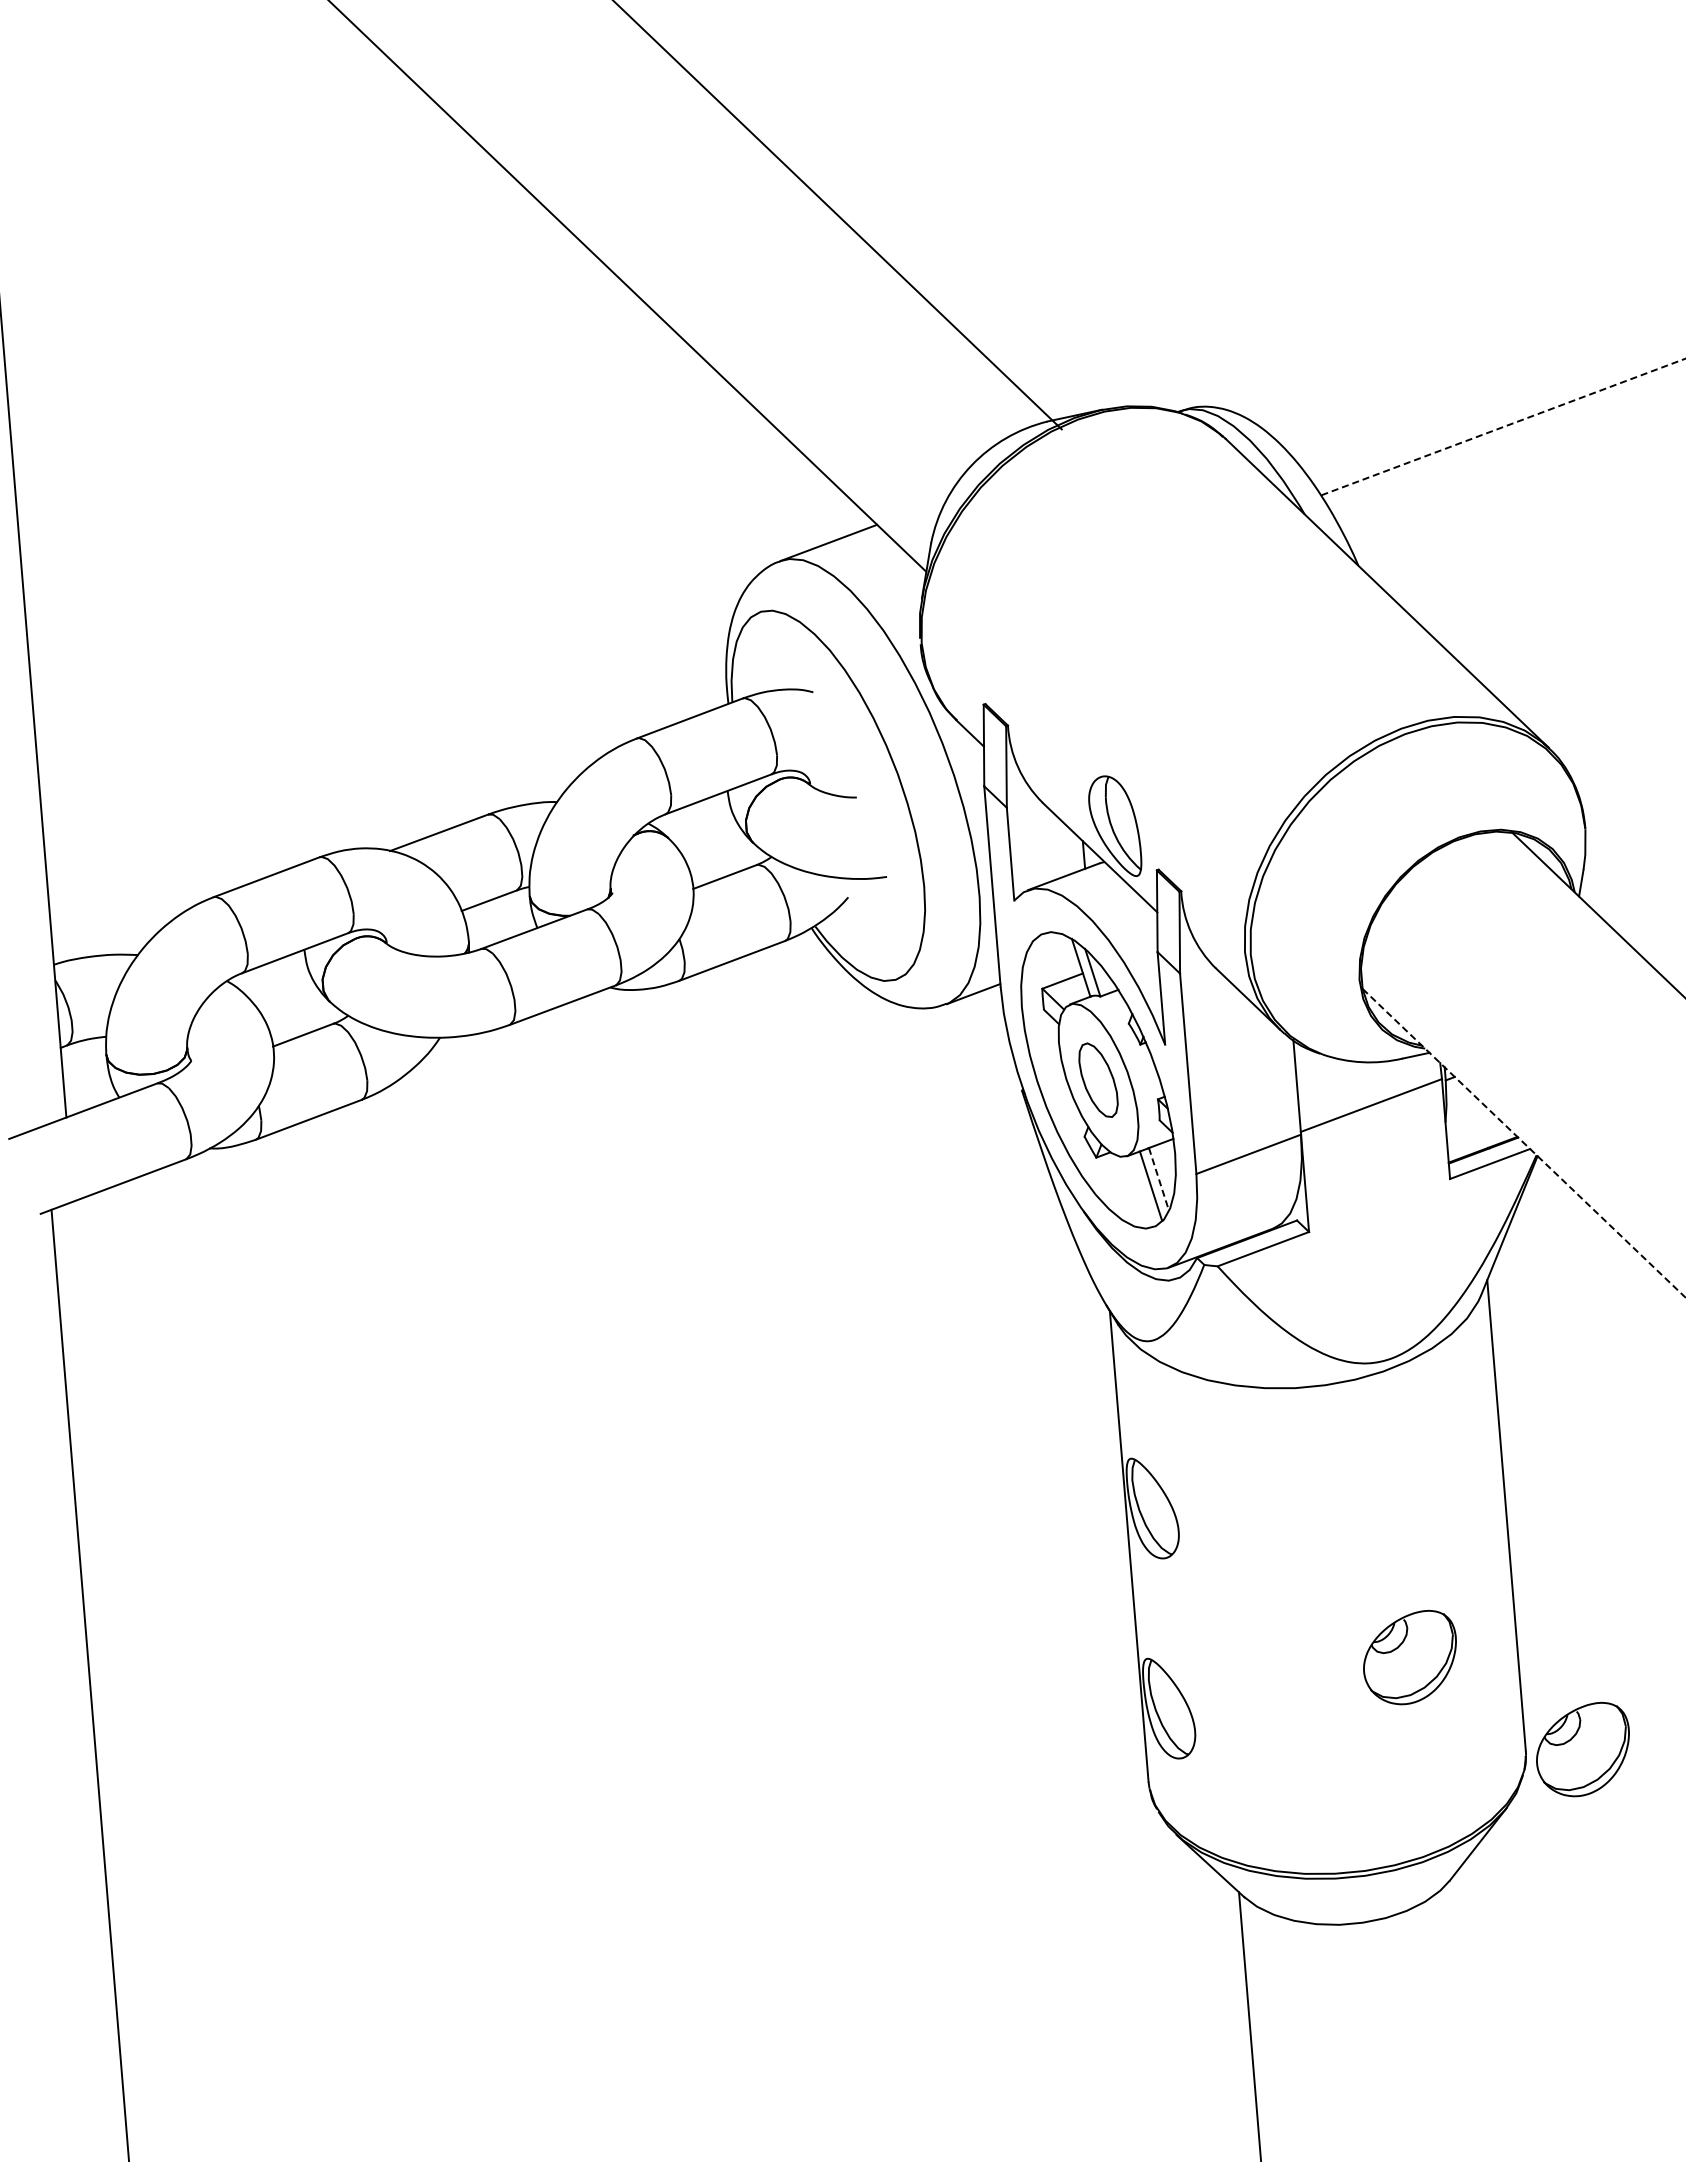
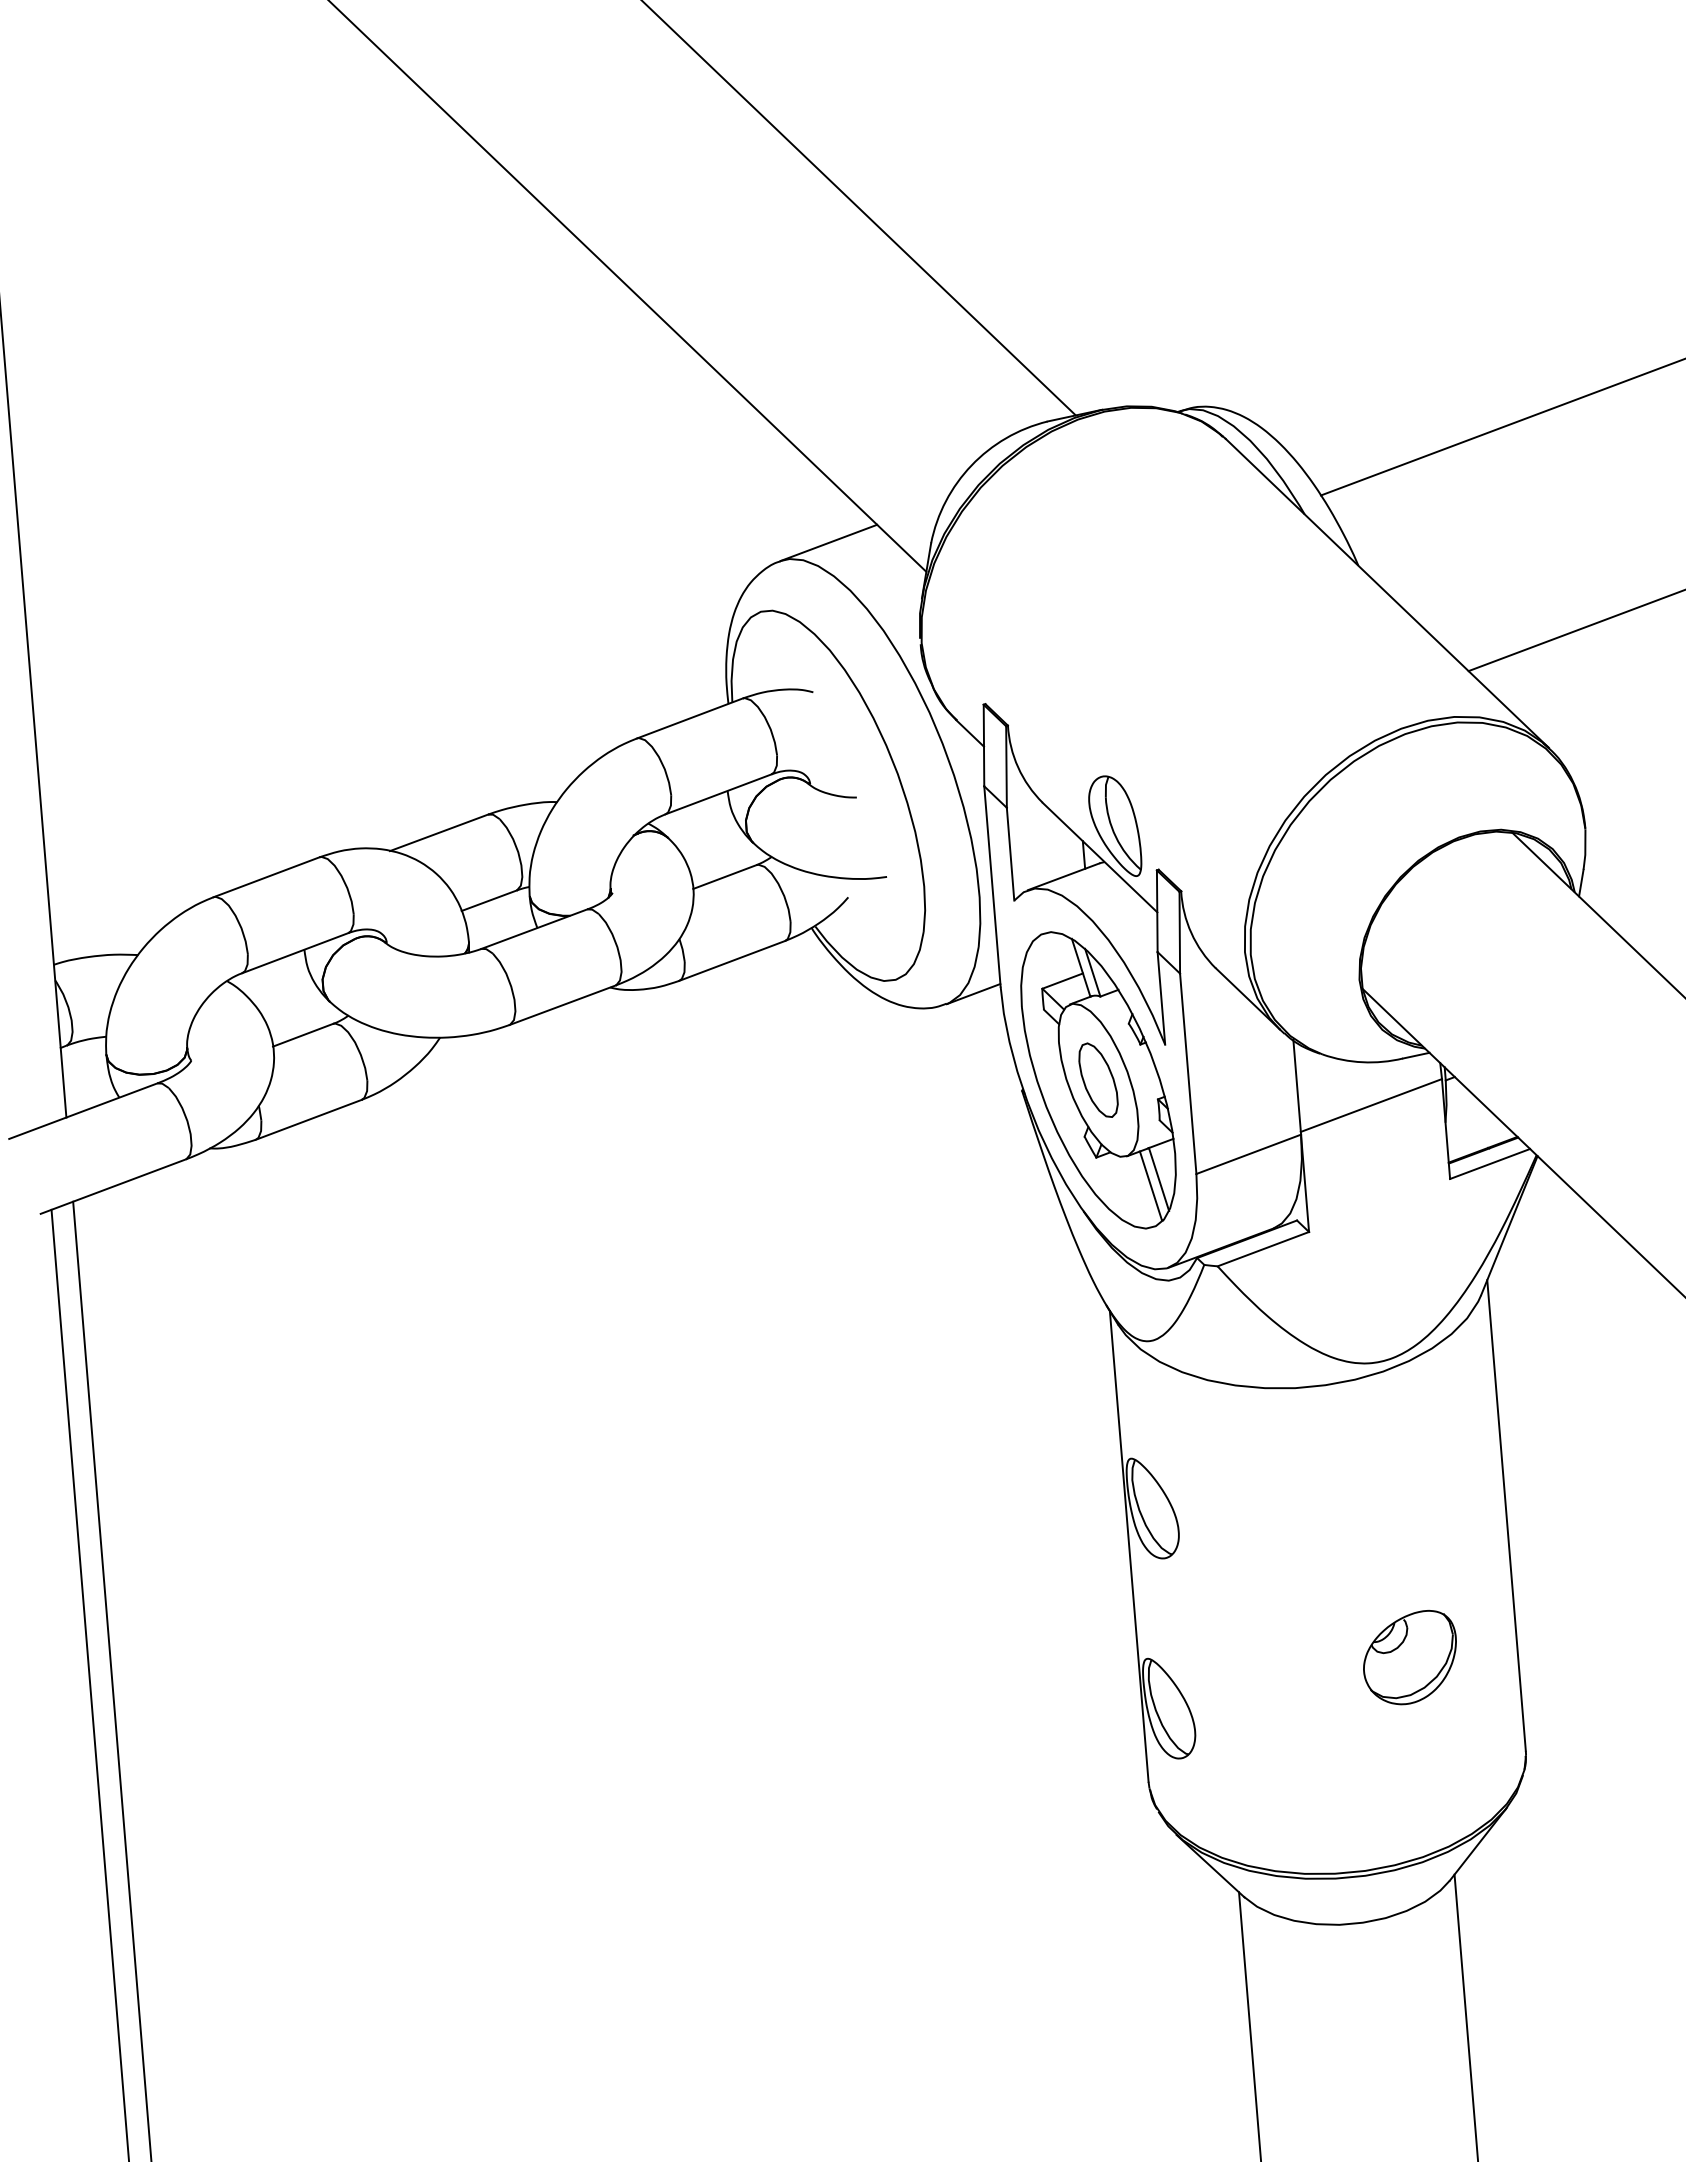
line position: (837, 215) -> (859, 208) (859, 208)
line: dashed -> solid (1502, 427)
line: none -> present (1575, 631)
line: dashed -> solid (1524, 1143)
line: dashed -> solid (1159, 1180)
line: none -> present (112, 1679)
part: present -> none (1582, 1749)
line: none -> present (1465, 2016)
